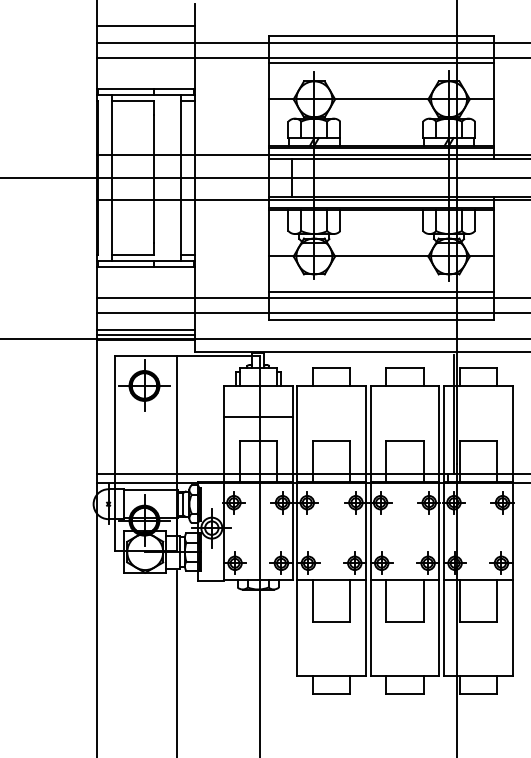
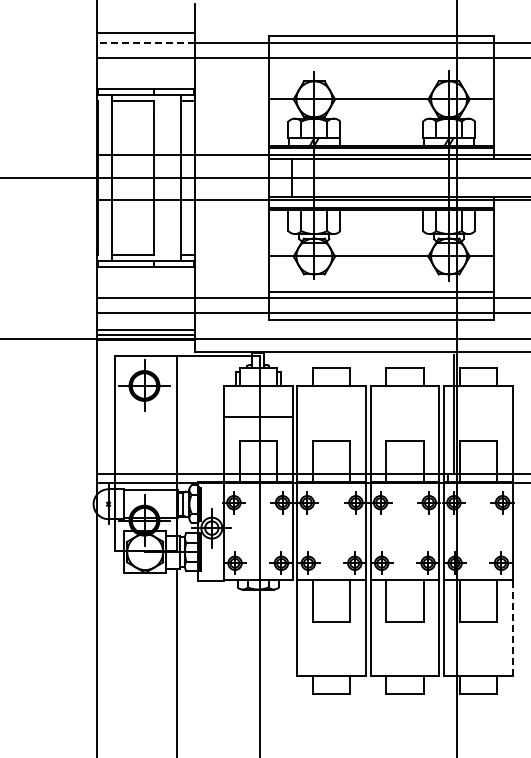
line position: (145, 25) -> (145, 32) (145, 32)
line: solid -> dashed (145, 43)
line: present -> none (381, 63)
line: solid -> dashed (512, 627)
